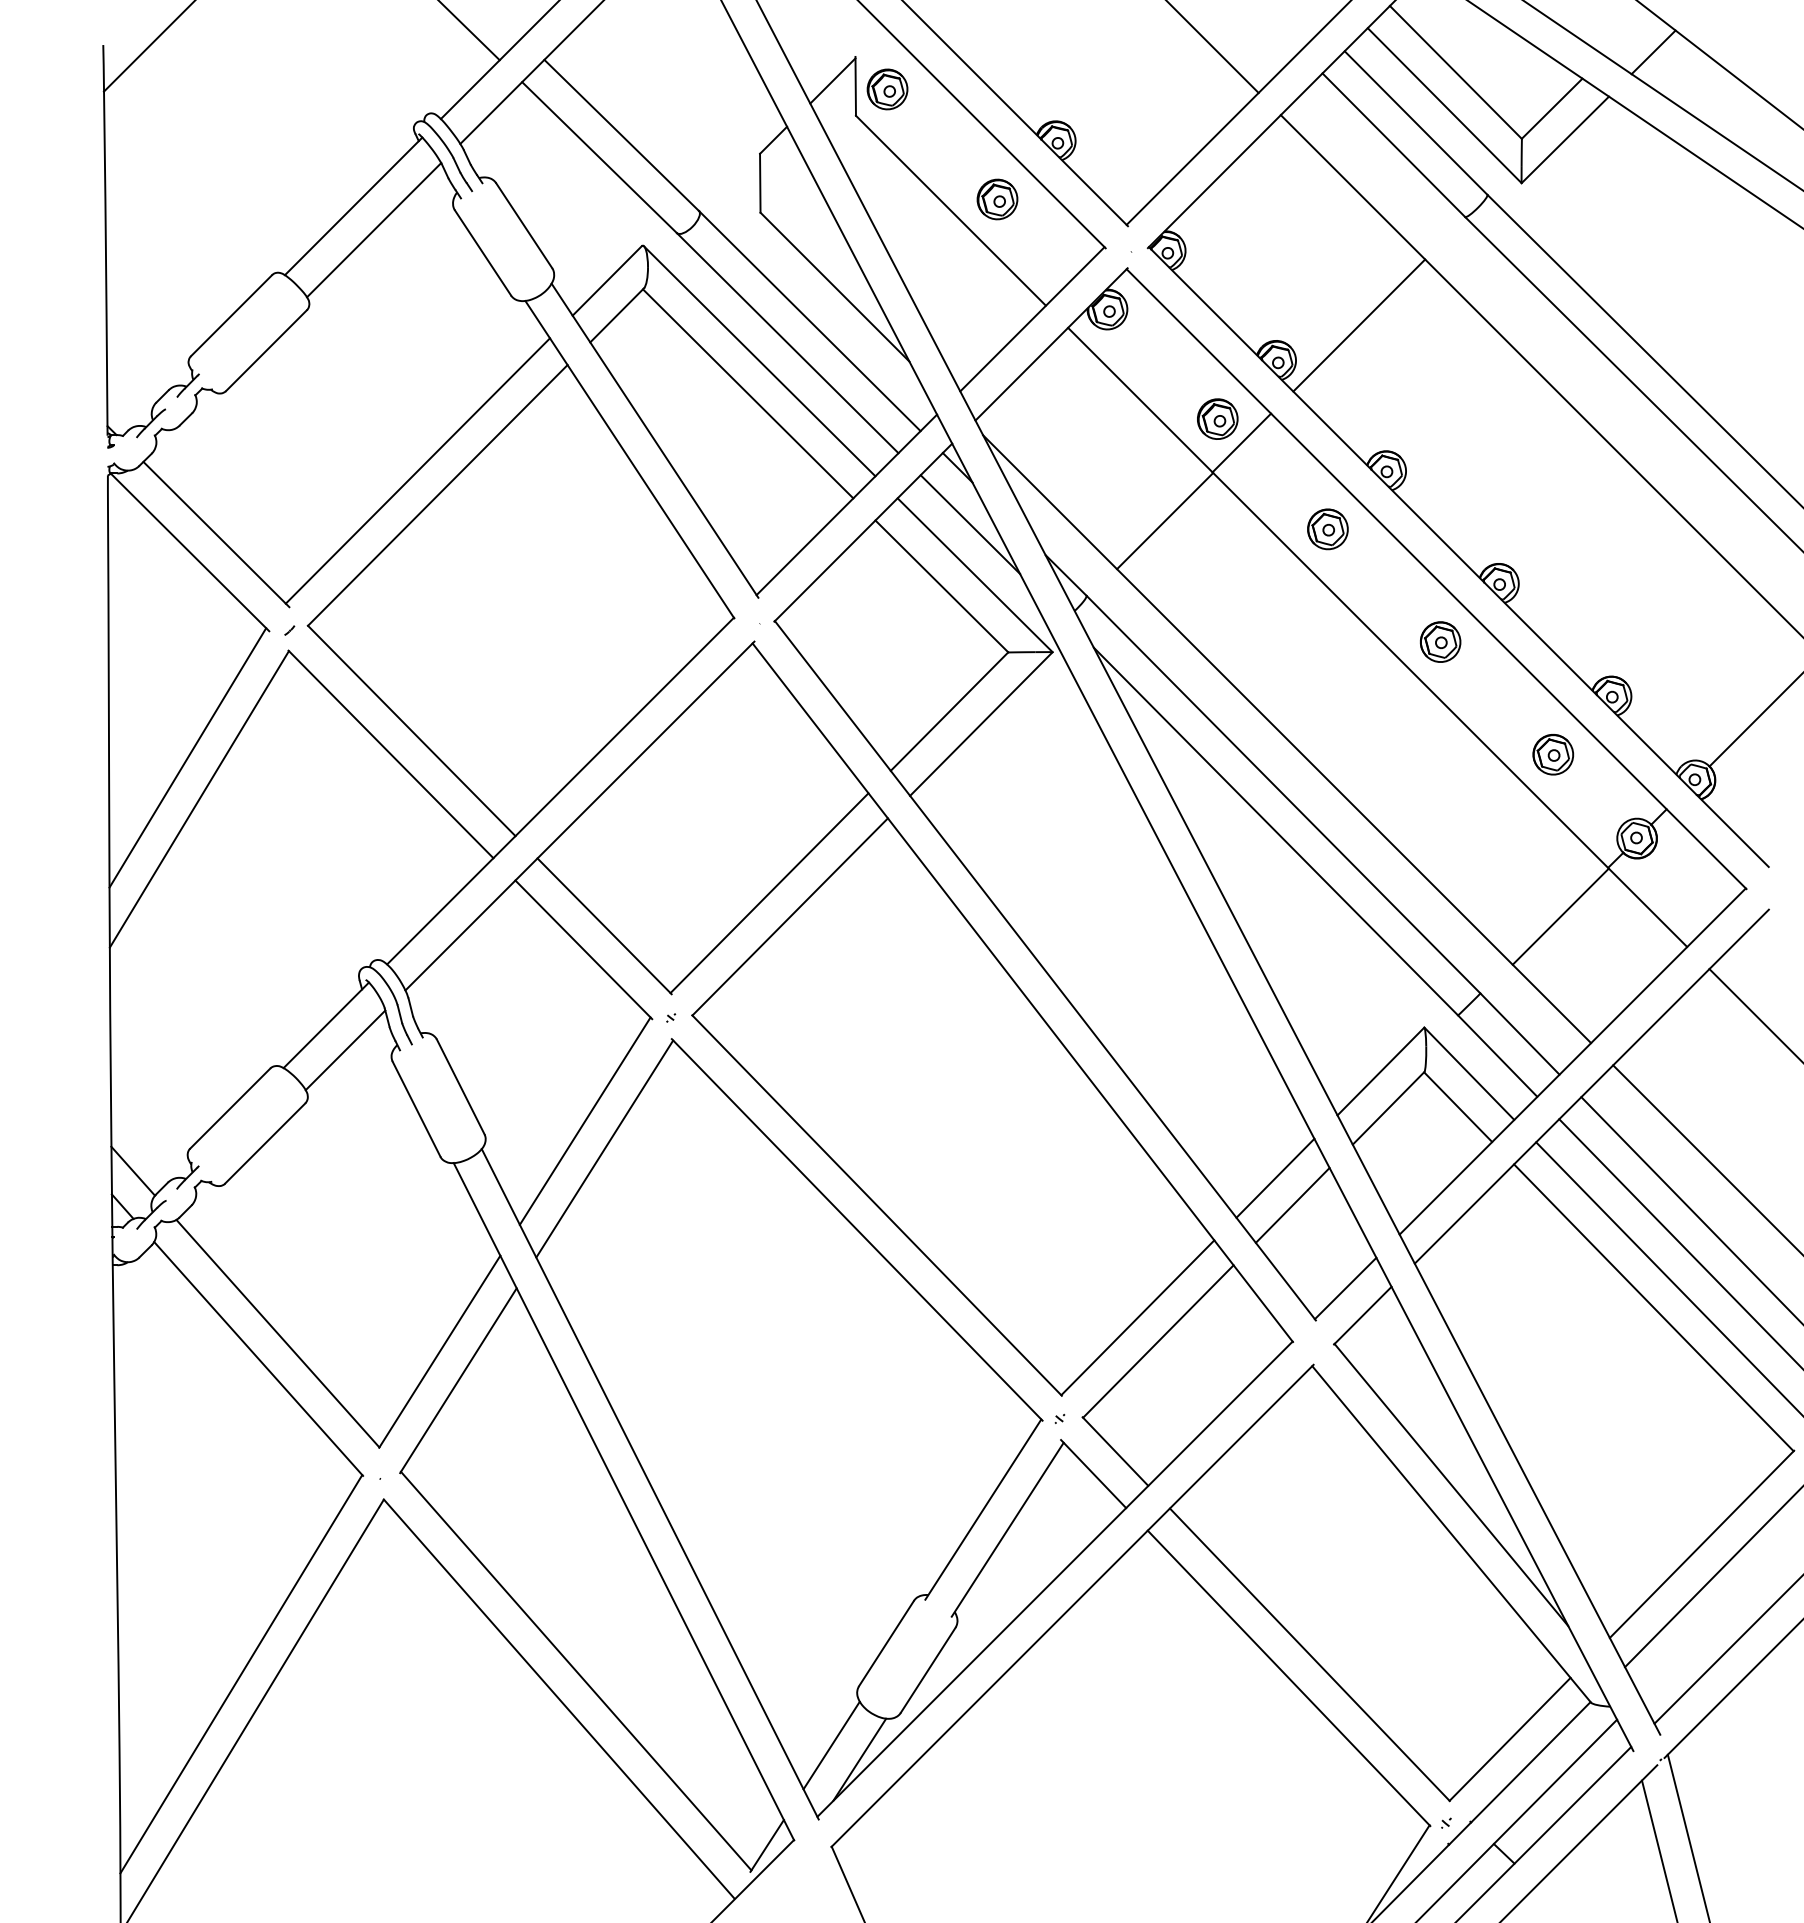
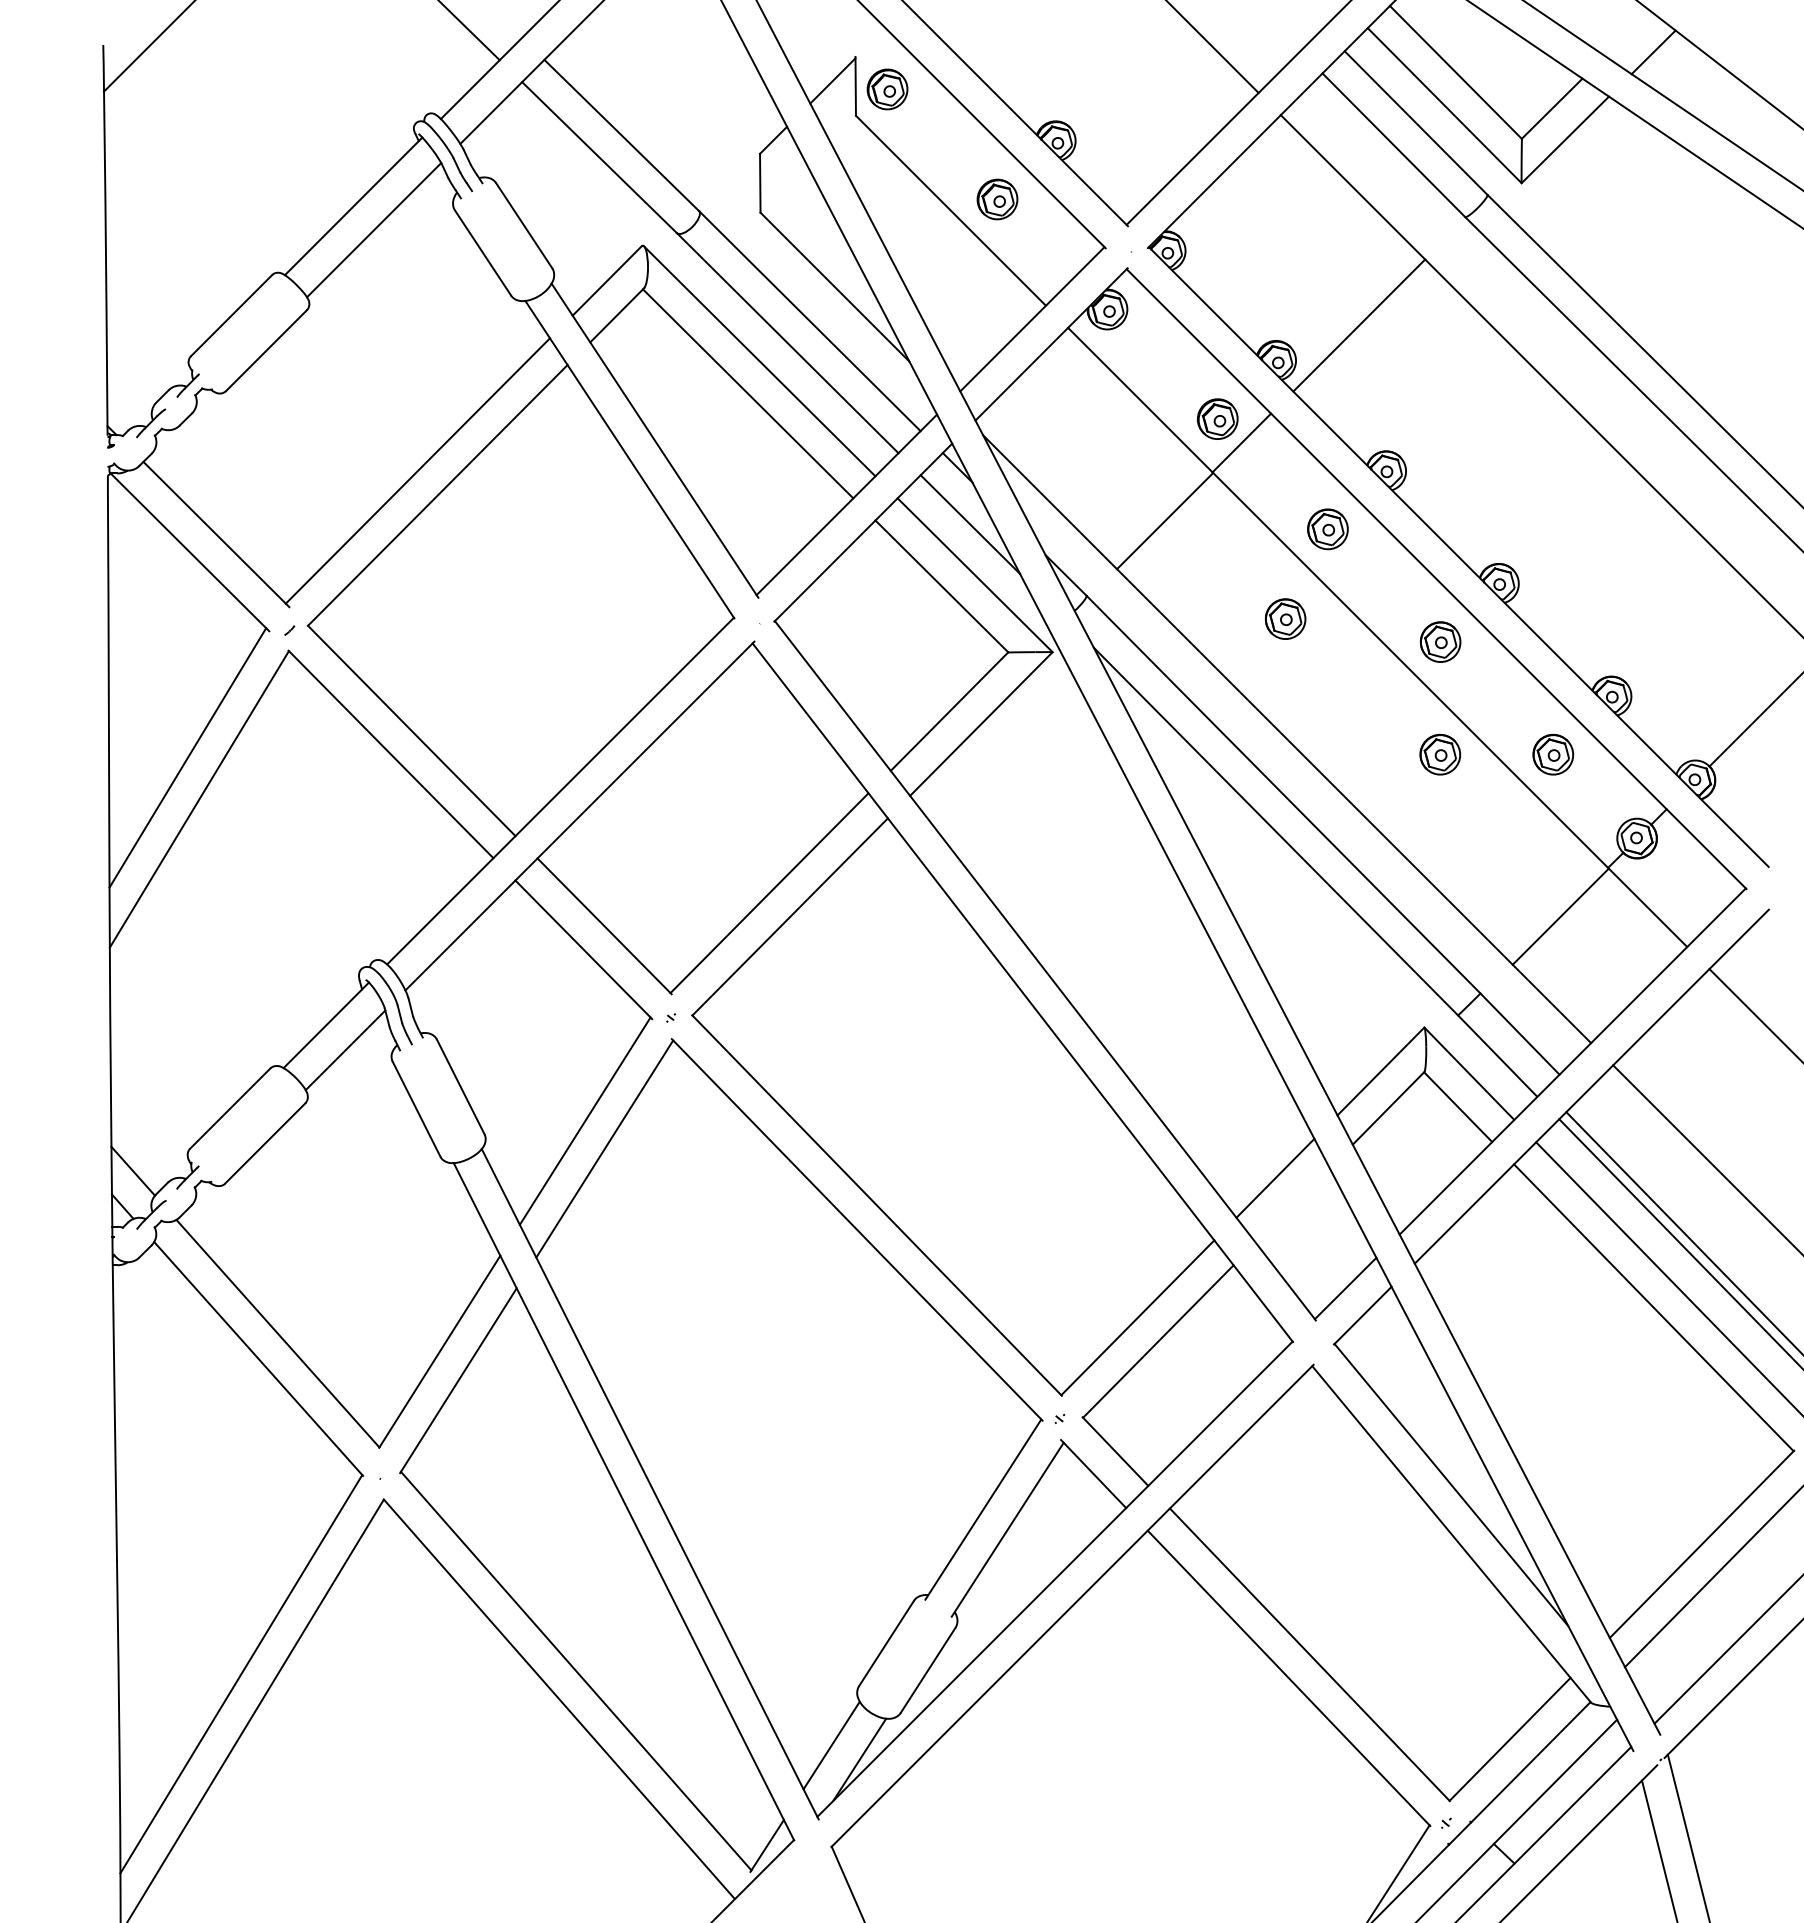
part: none -> present (1285, 618)
part: none -> present (1440, 754)
line: present -> none (1292, 1205)
line position: (1690, 1209) -> (1683, 1232) (1683, 1232)
